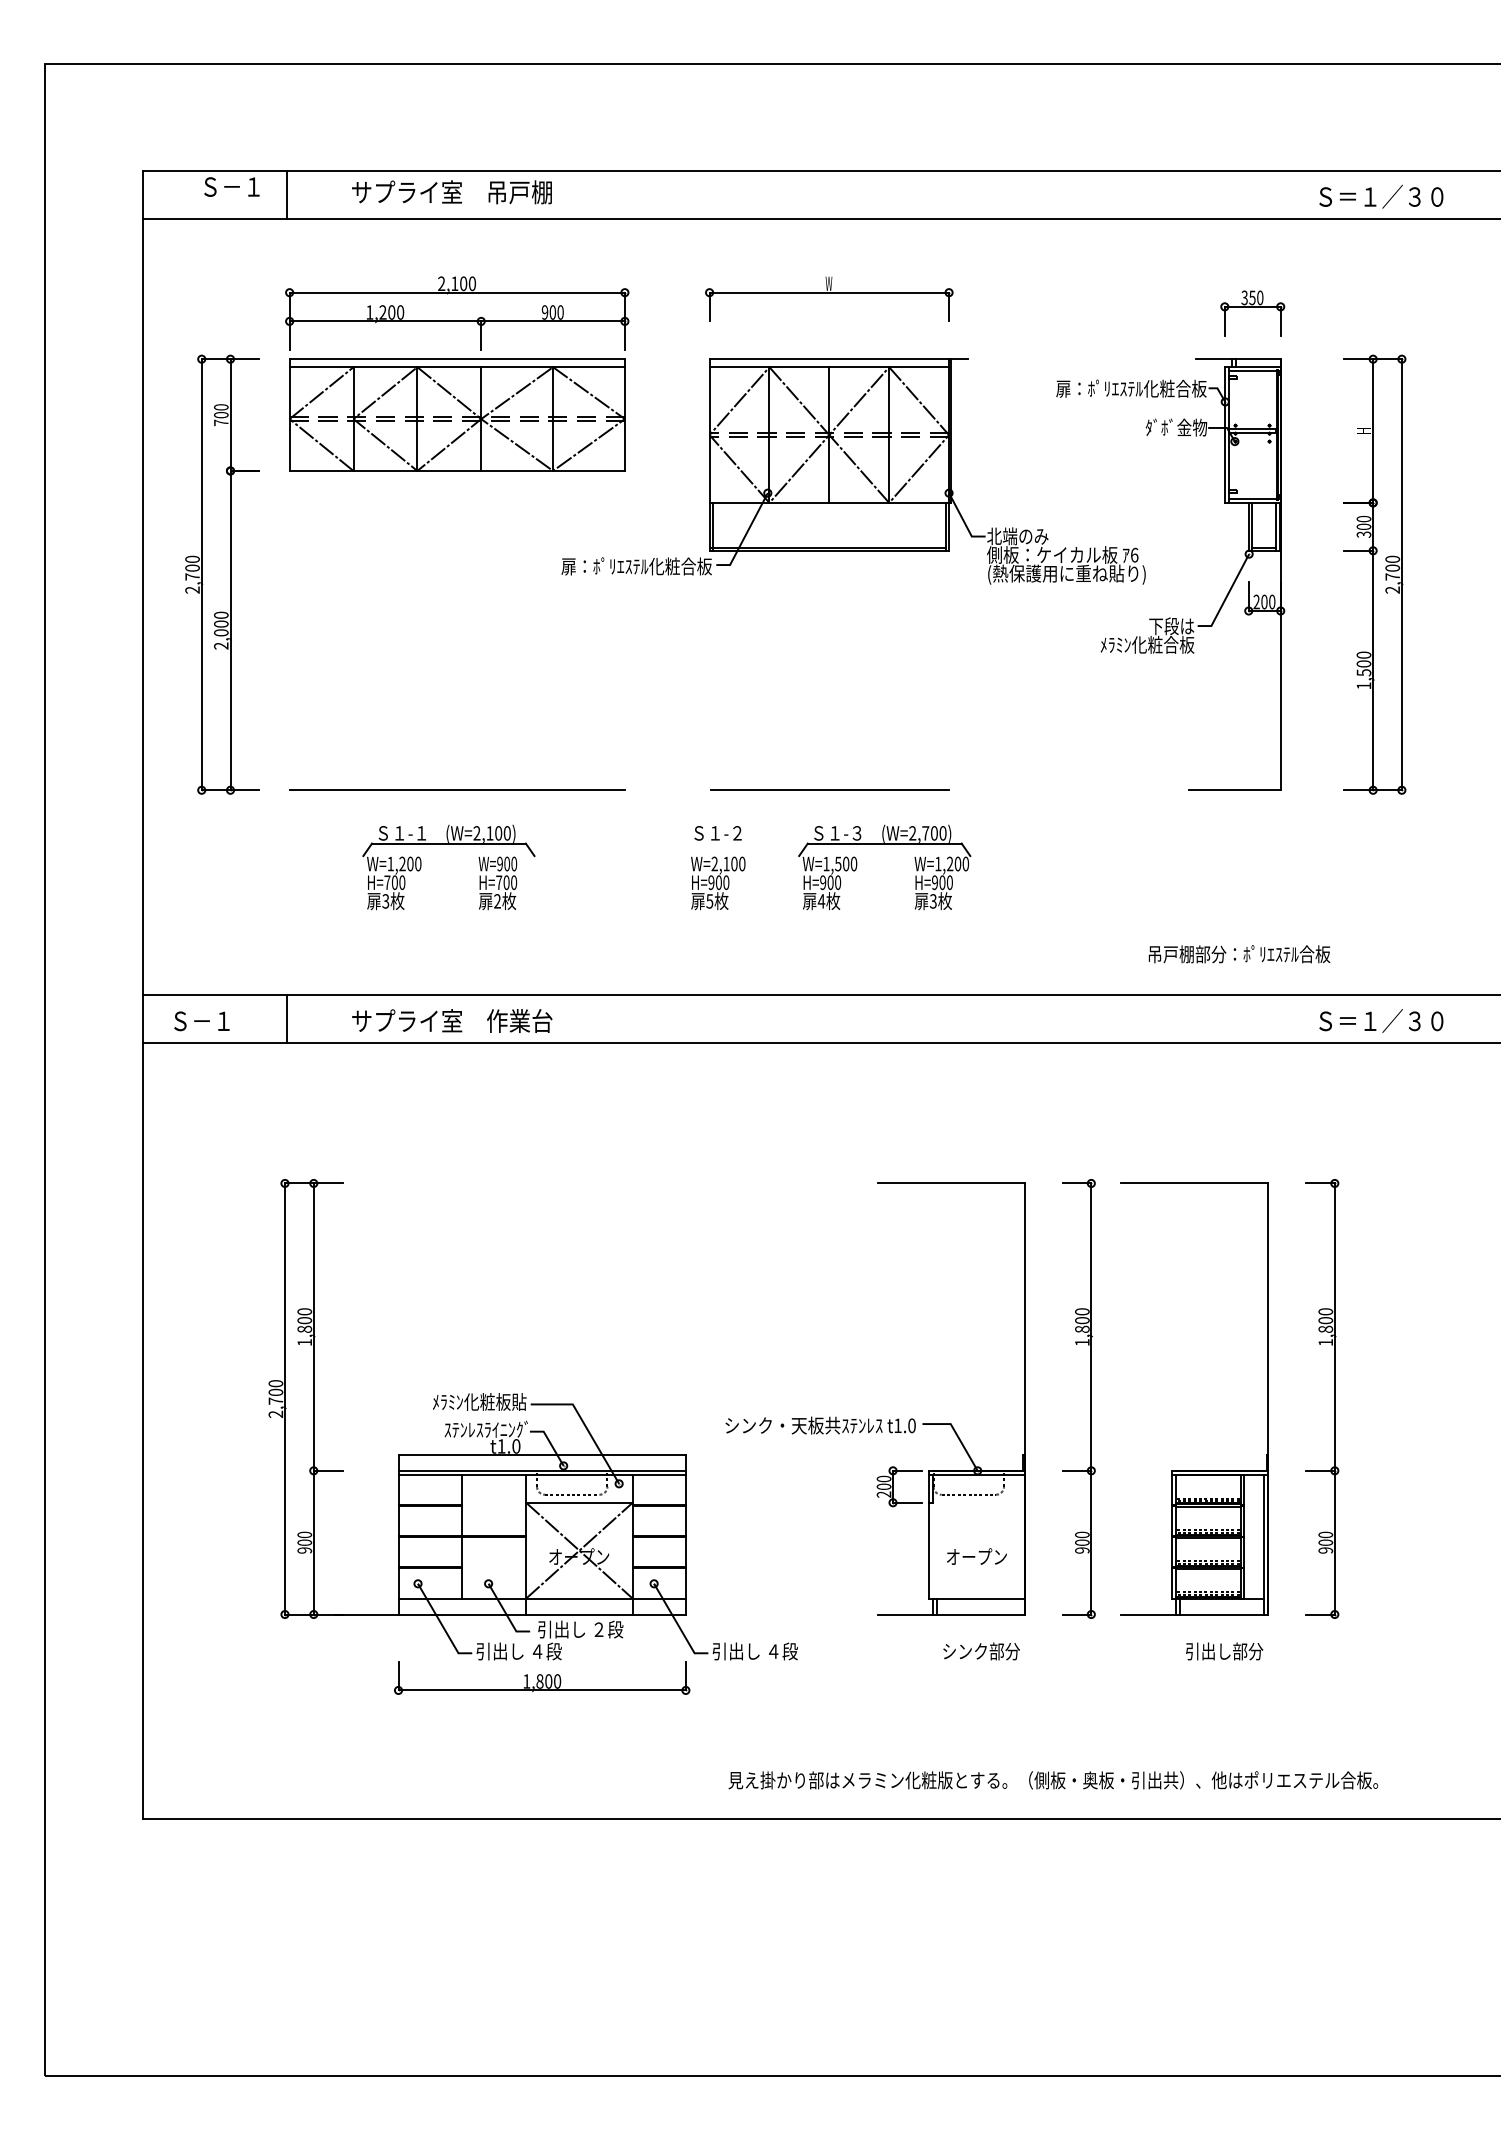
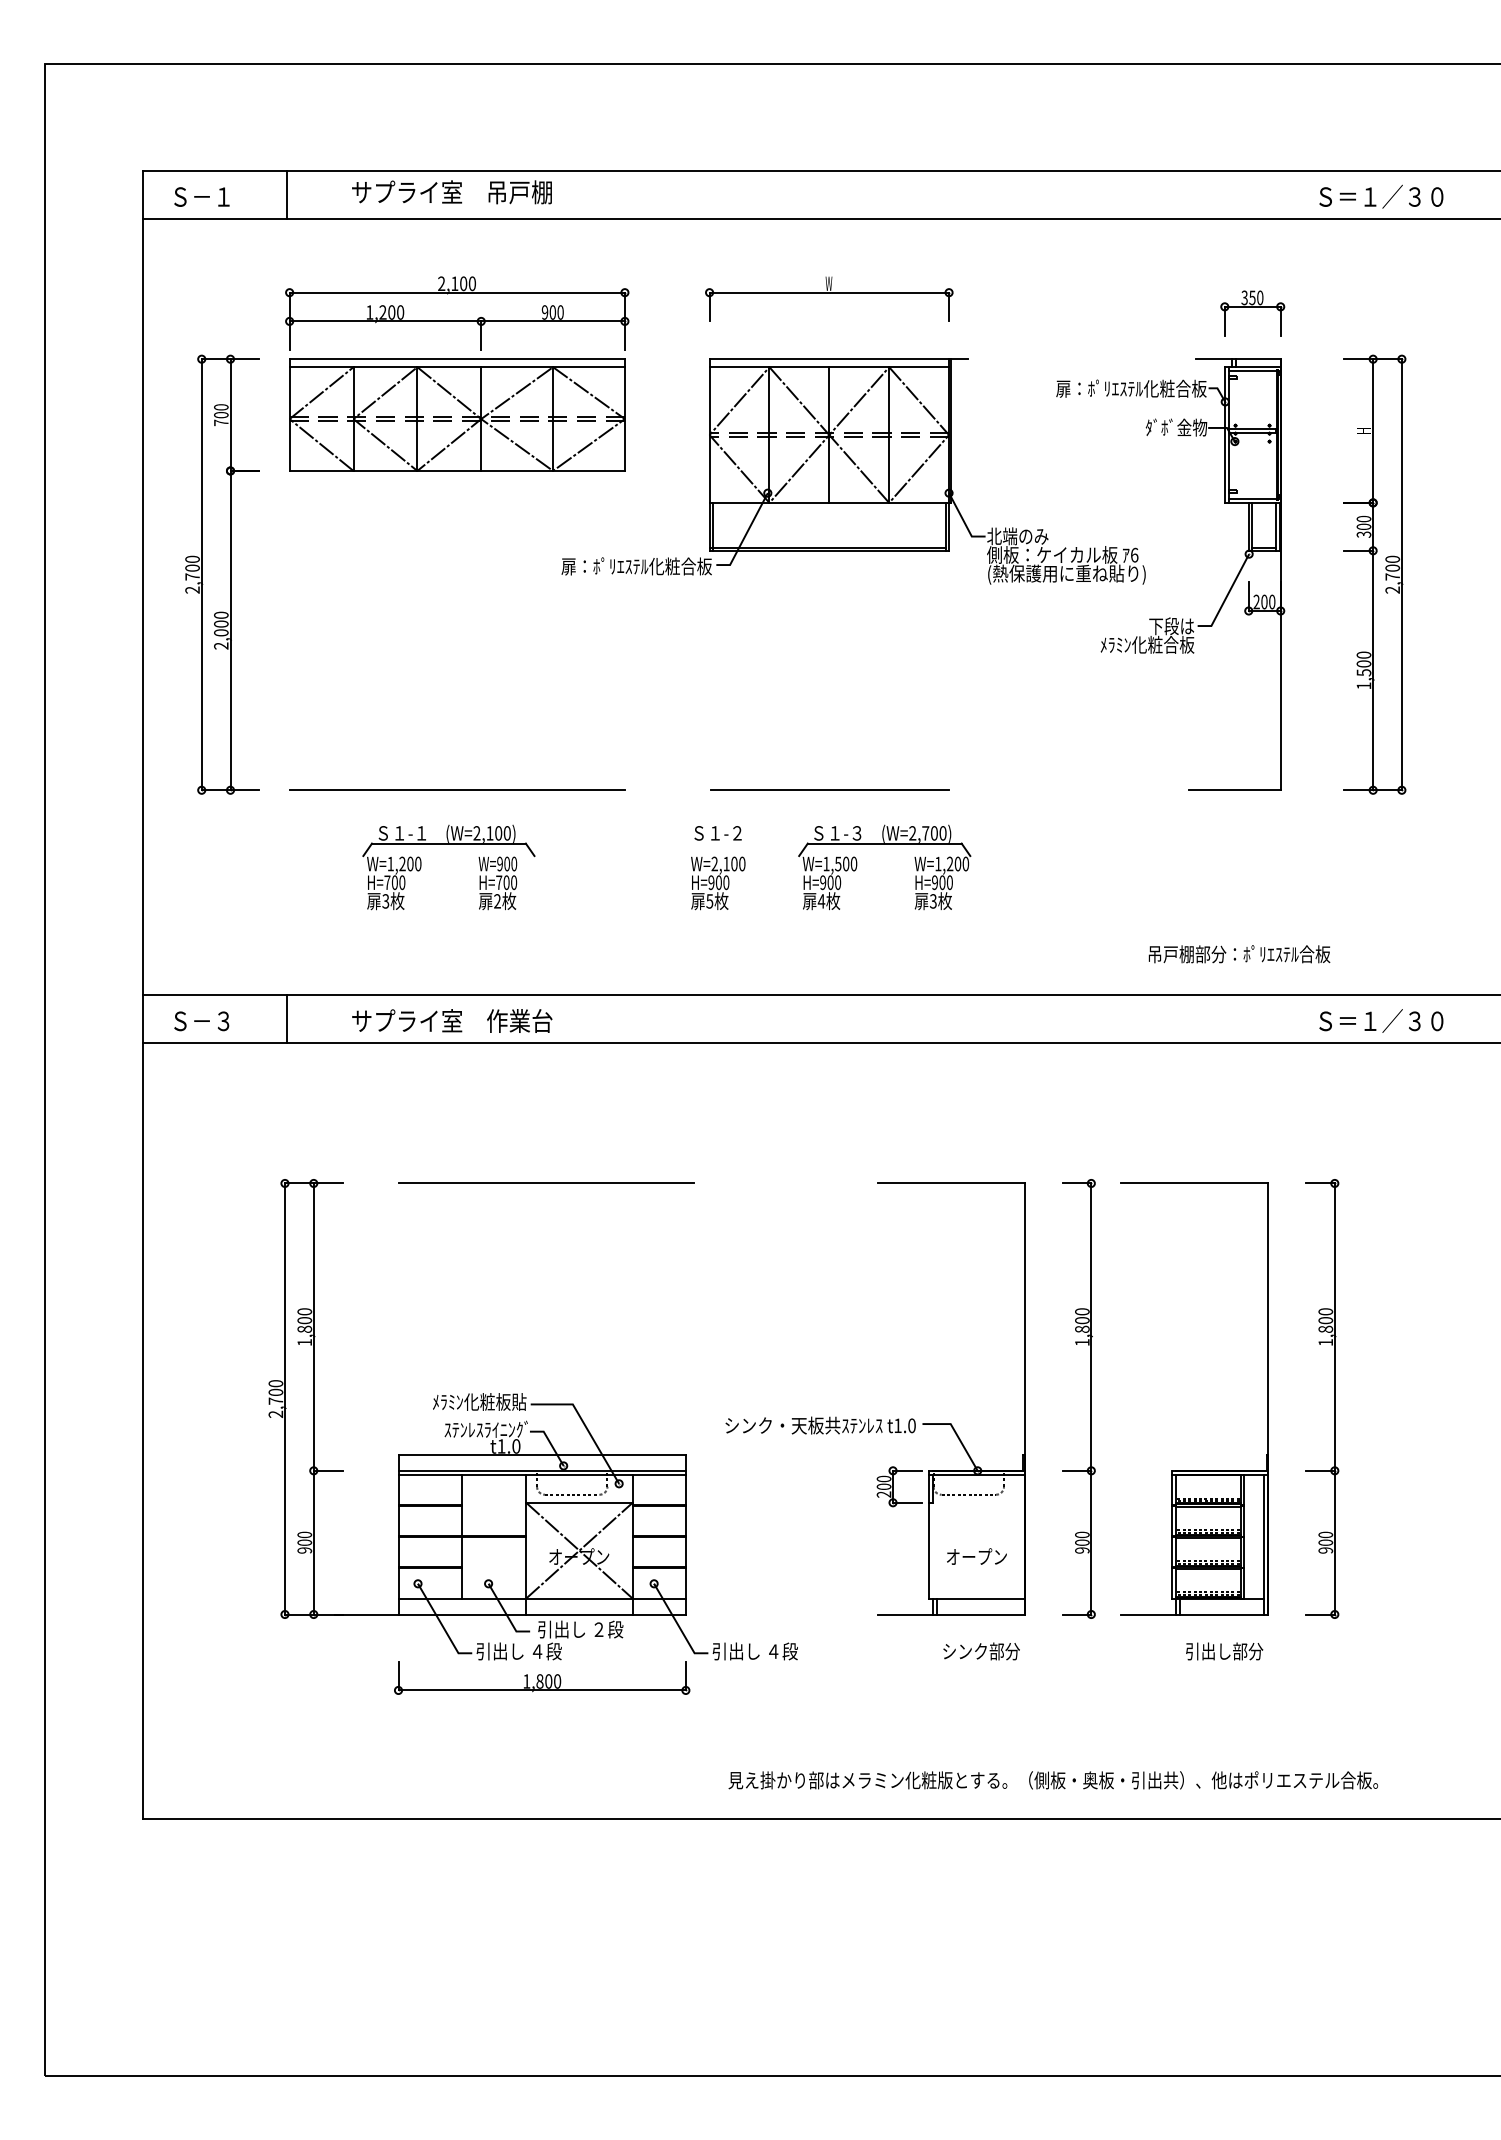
text position: (231, 186) -> (201, 196) (201, 196)
text: Ｓ－１ -> Ｓ－３ (223, 1021)
line: none -> present (545, 1183)
